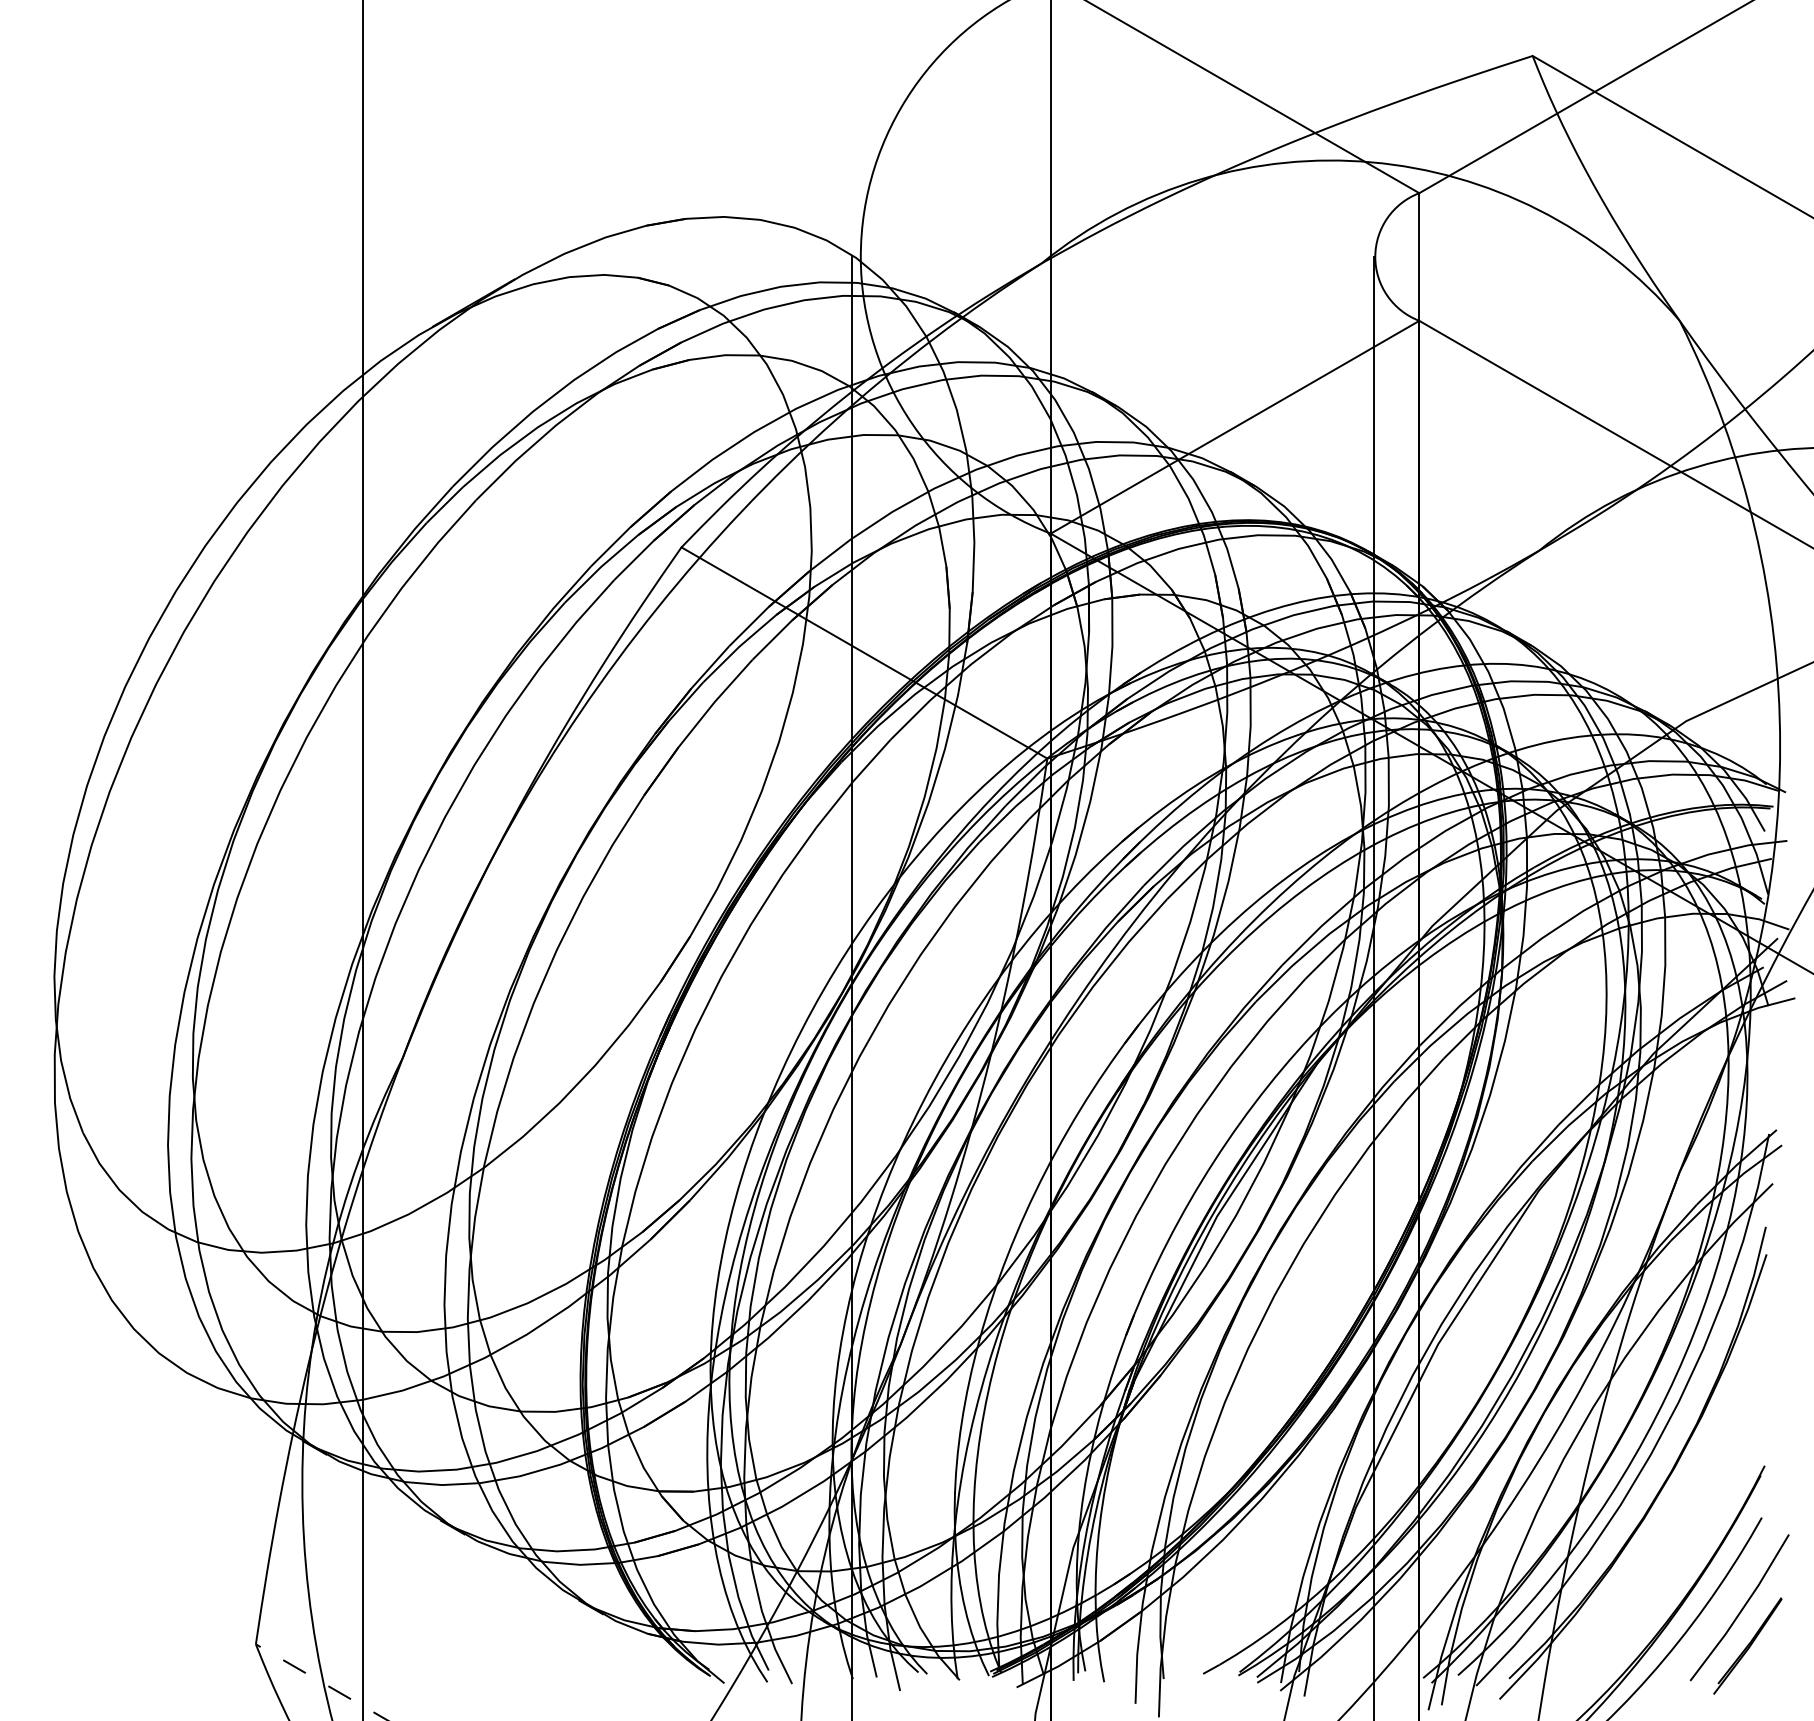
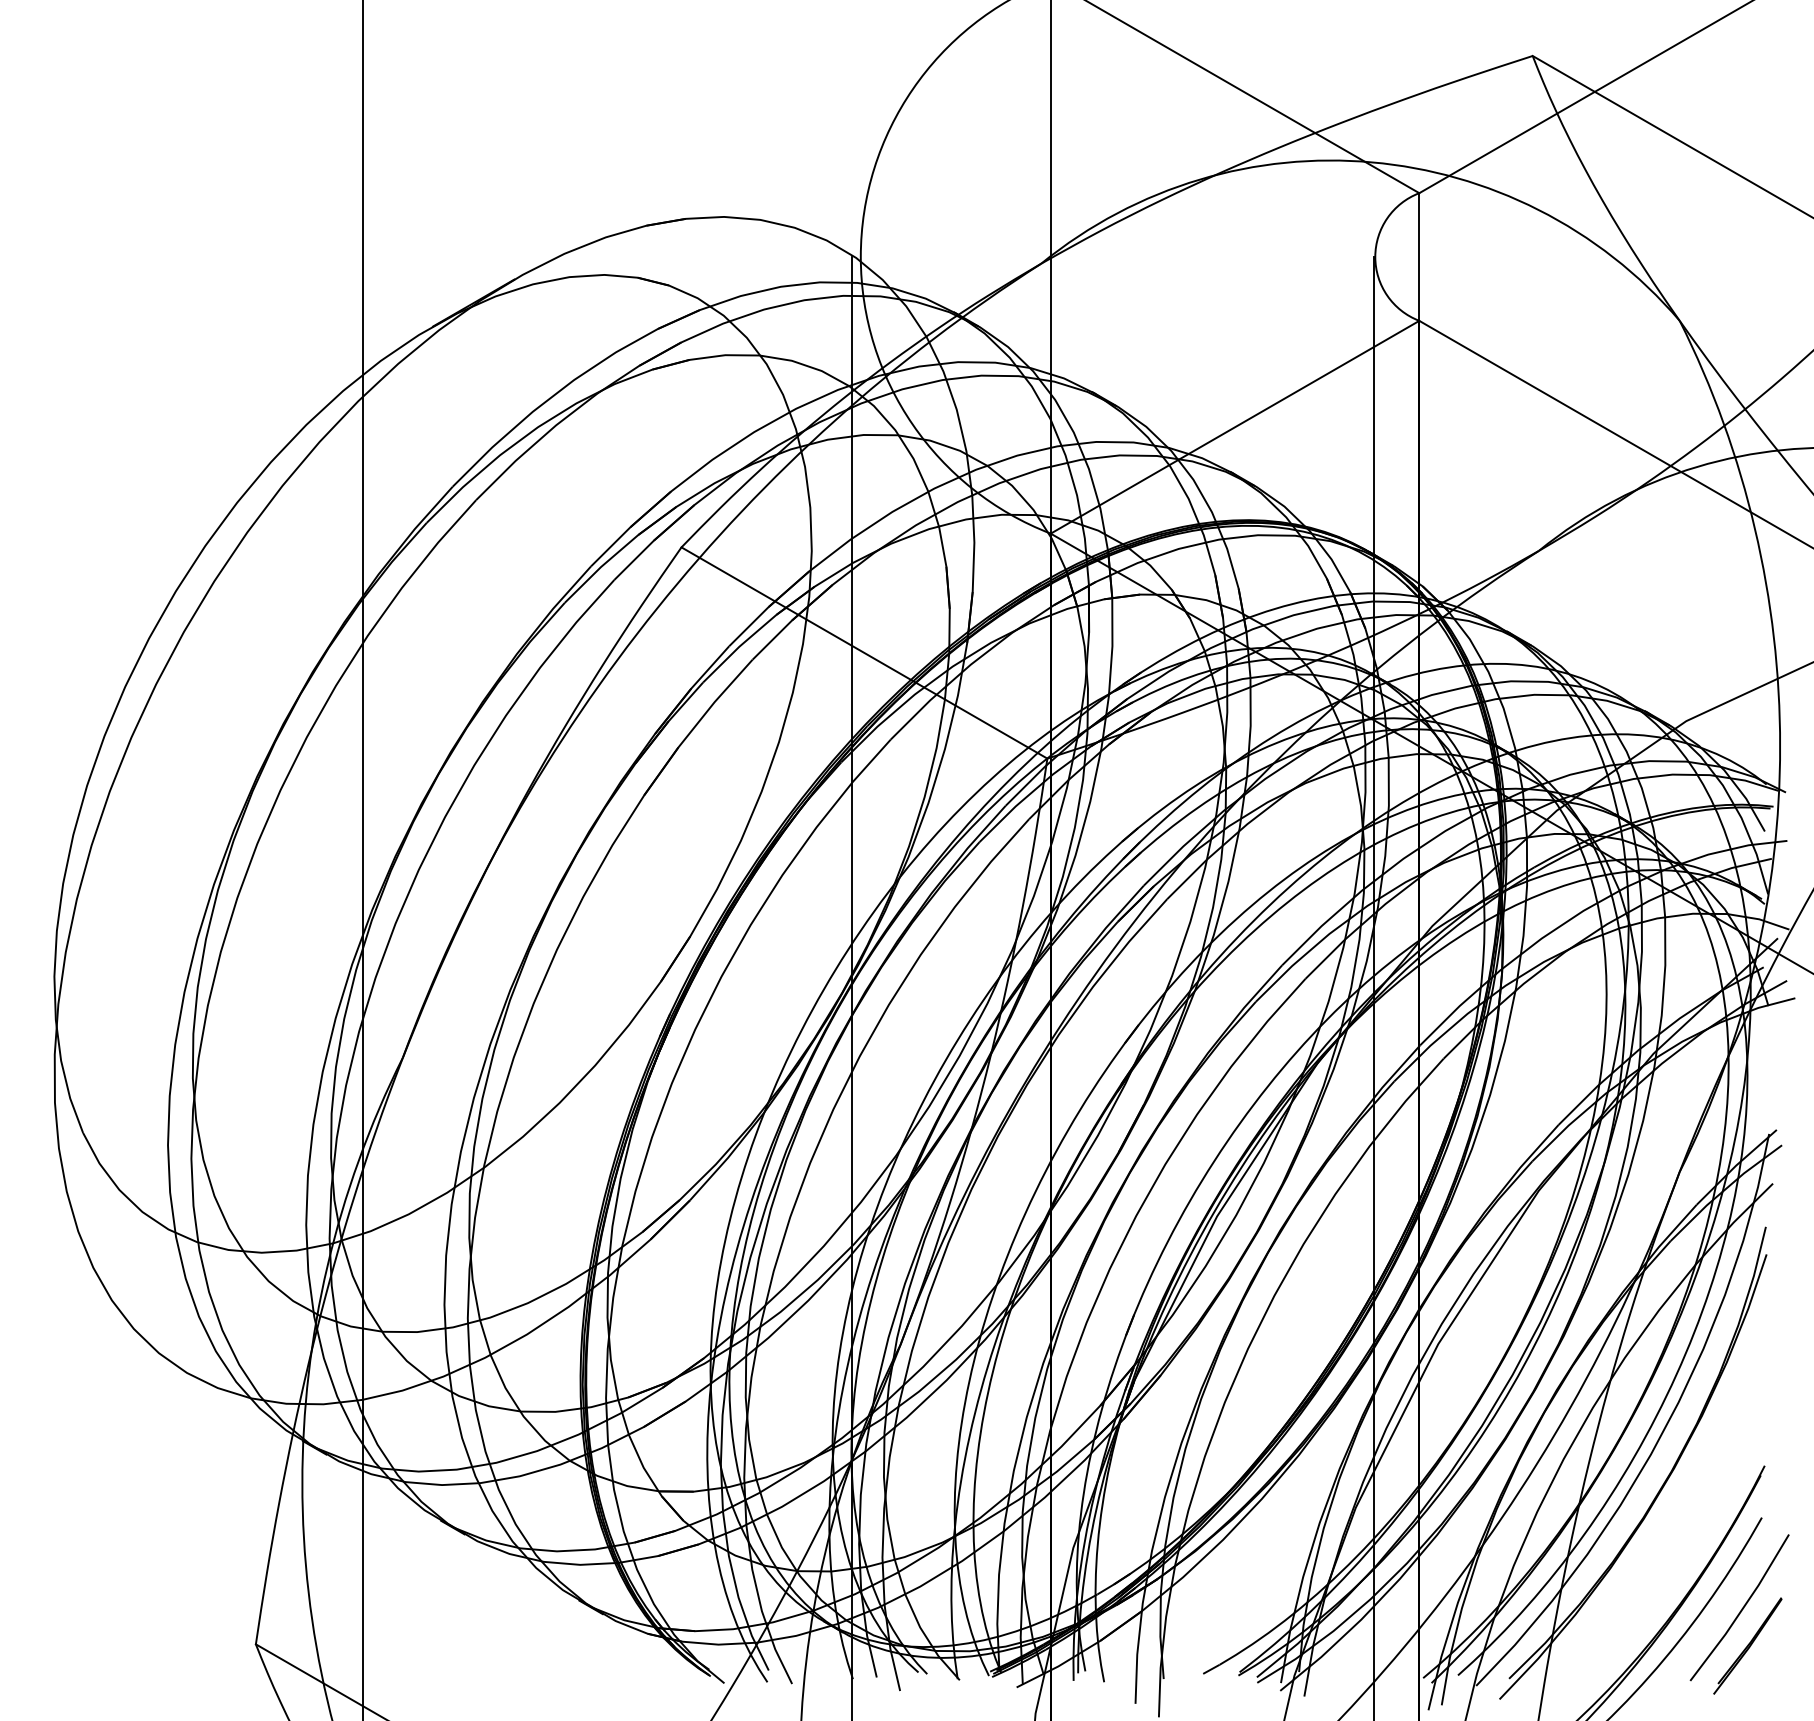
line: dashed -> solid (321, 1682)
